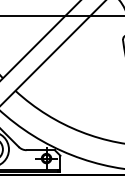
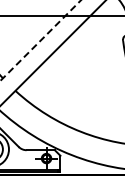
line: solid -> dashed (40, 40)
